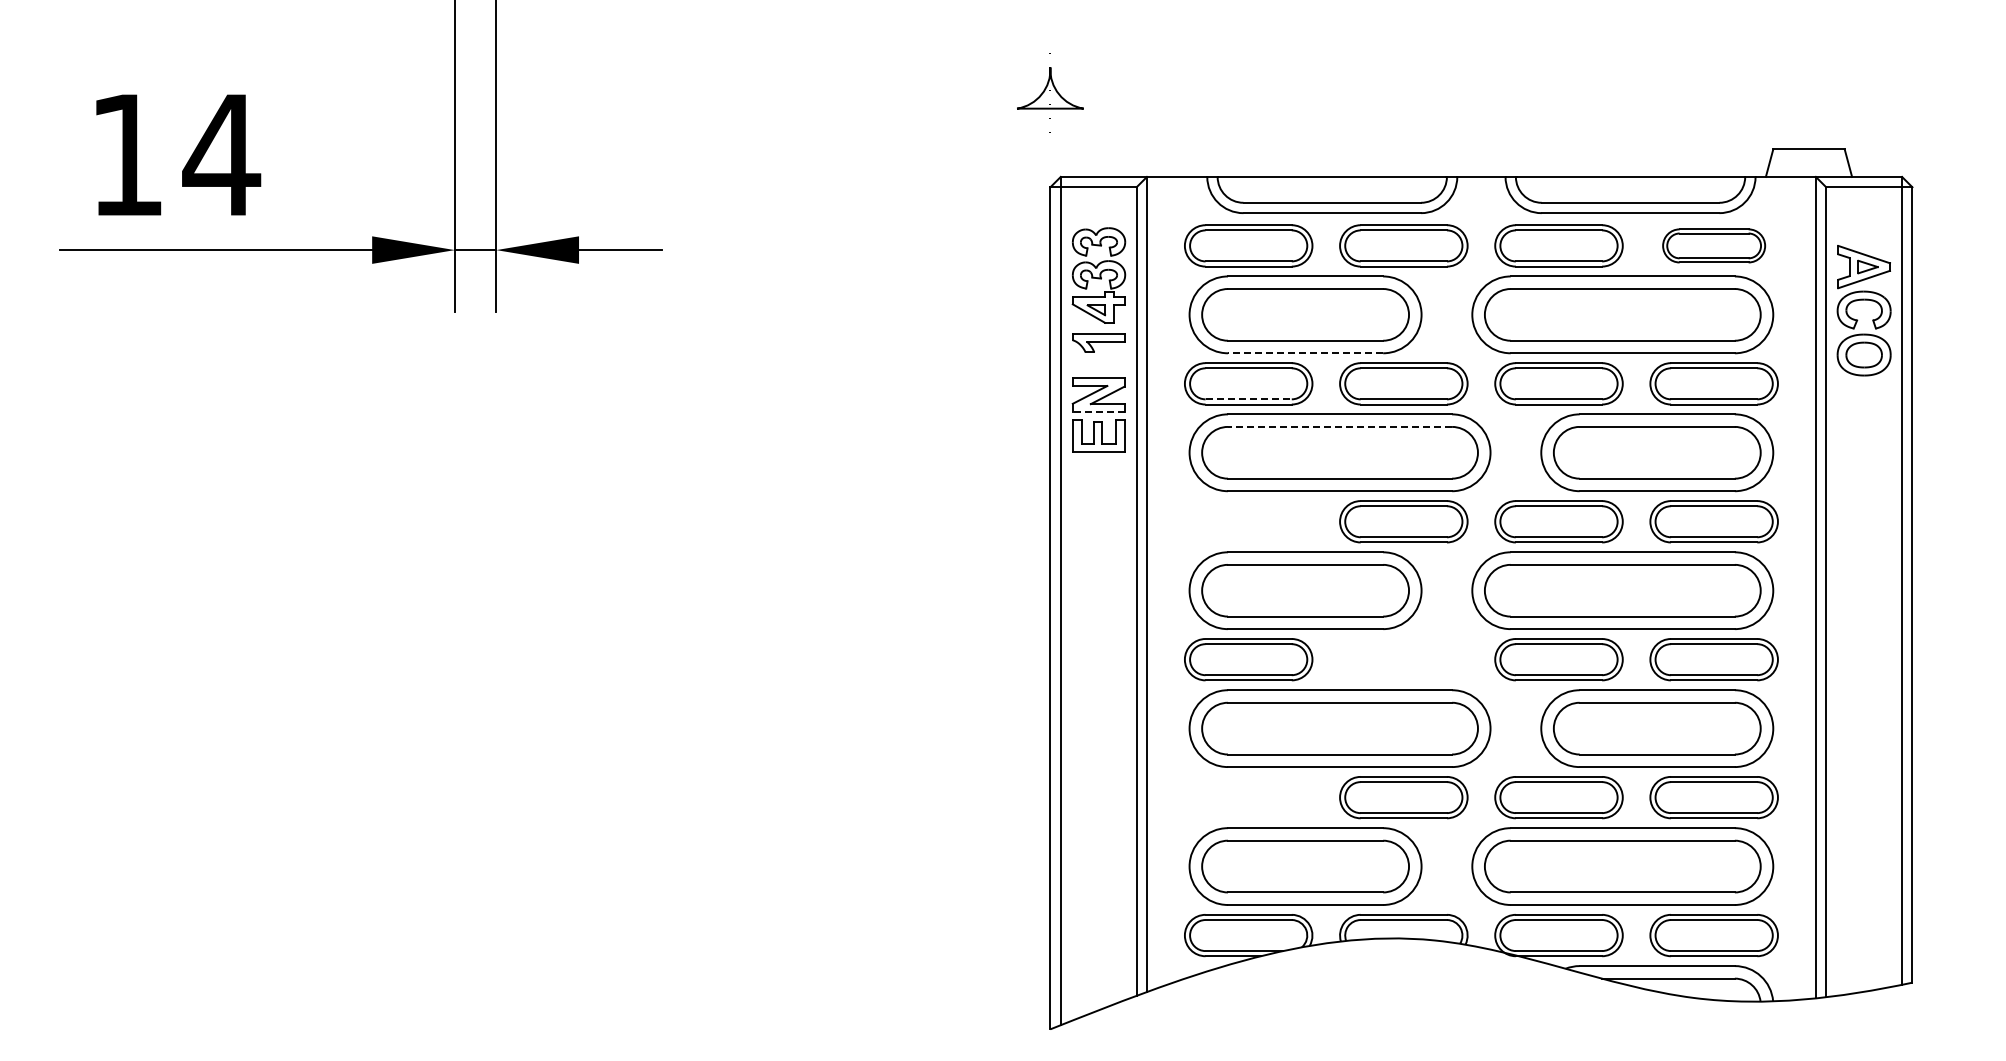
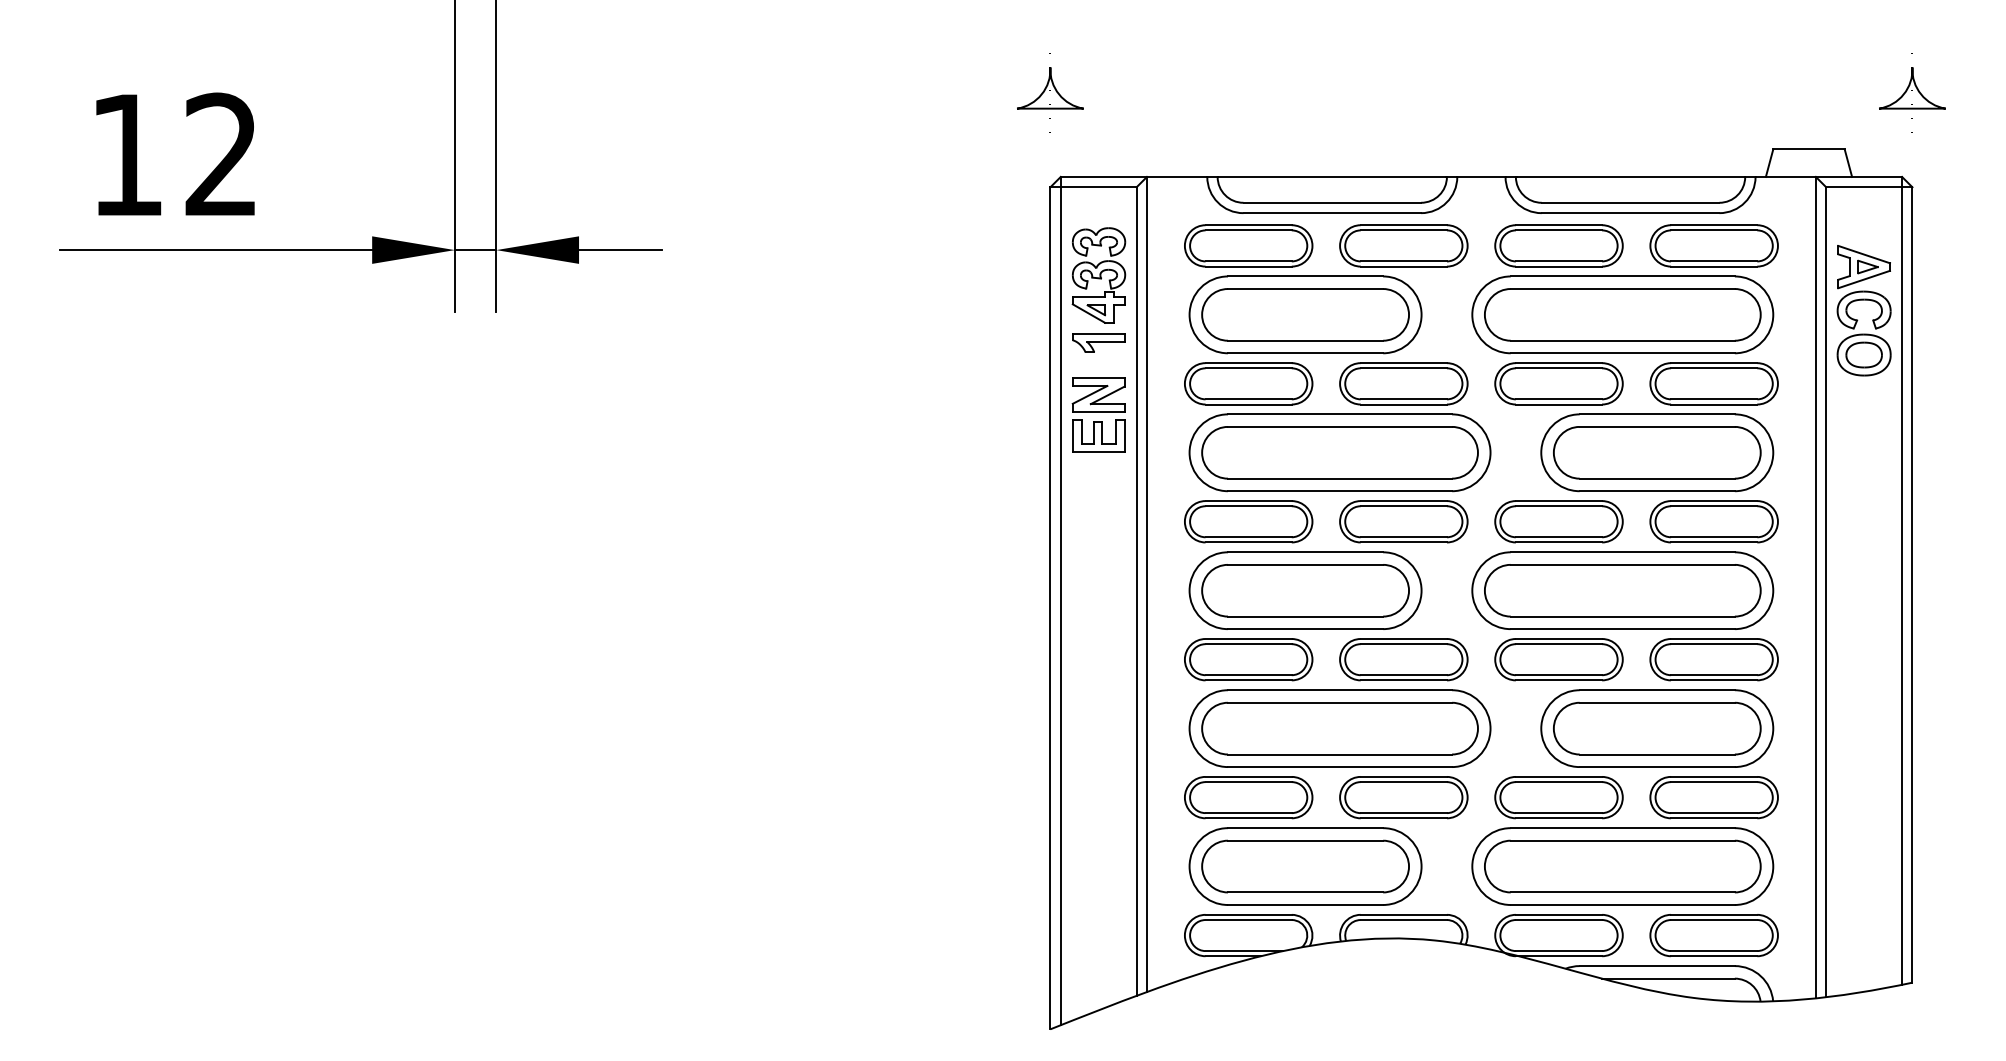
part: none -> present (1912, 92)
text: 14 -> 12 (221, 153)
part size: 105x36 px -> 130x44 px (1713, 245)
line: dashed -> solid (1305, 353)
line: dashed -> solid (1249, 399)
line: dashed -> solid (1098, 412)
line: dashed -> solid (1339, 426)
part: none -> present (1248, 521)
part: none -> present (1403, 659)
part: none -> present (1248, 797)
